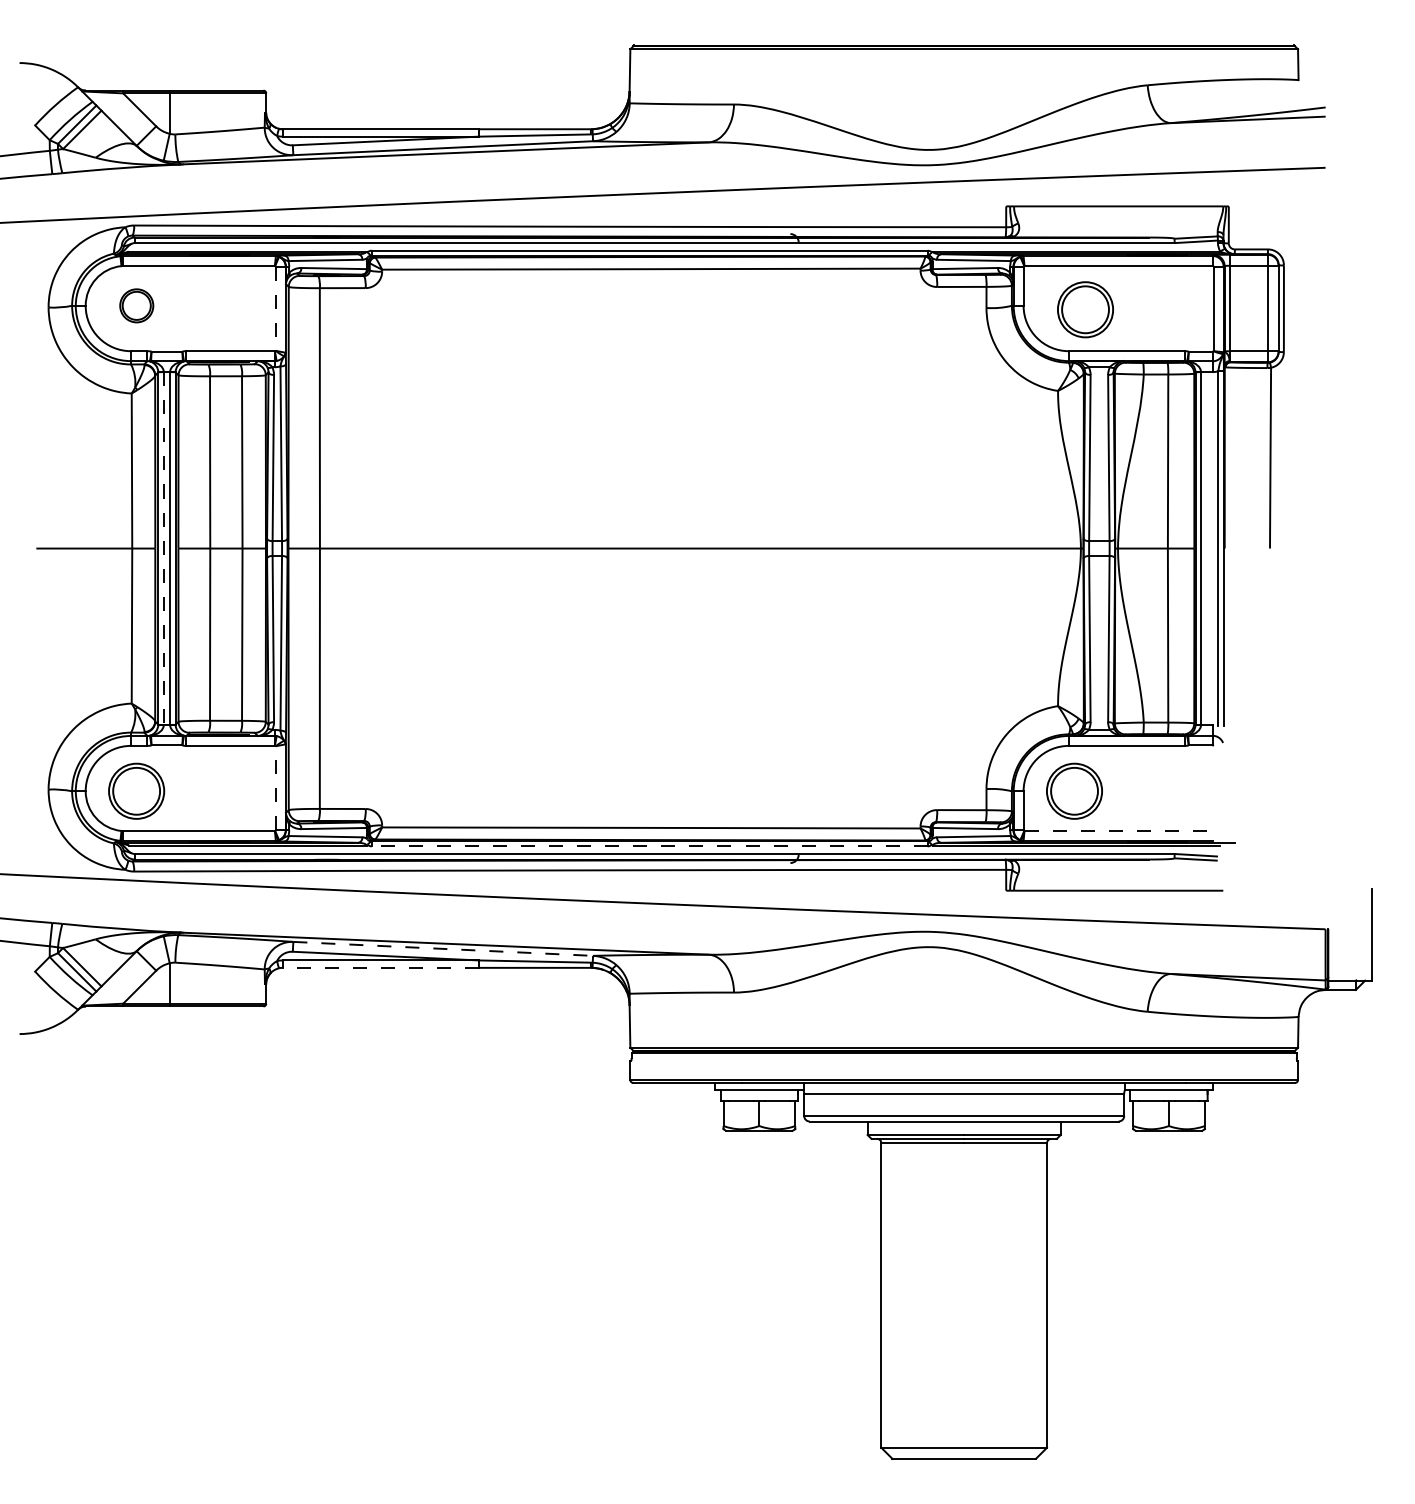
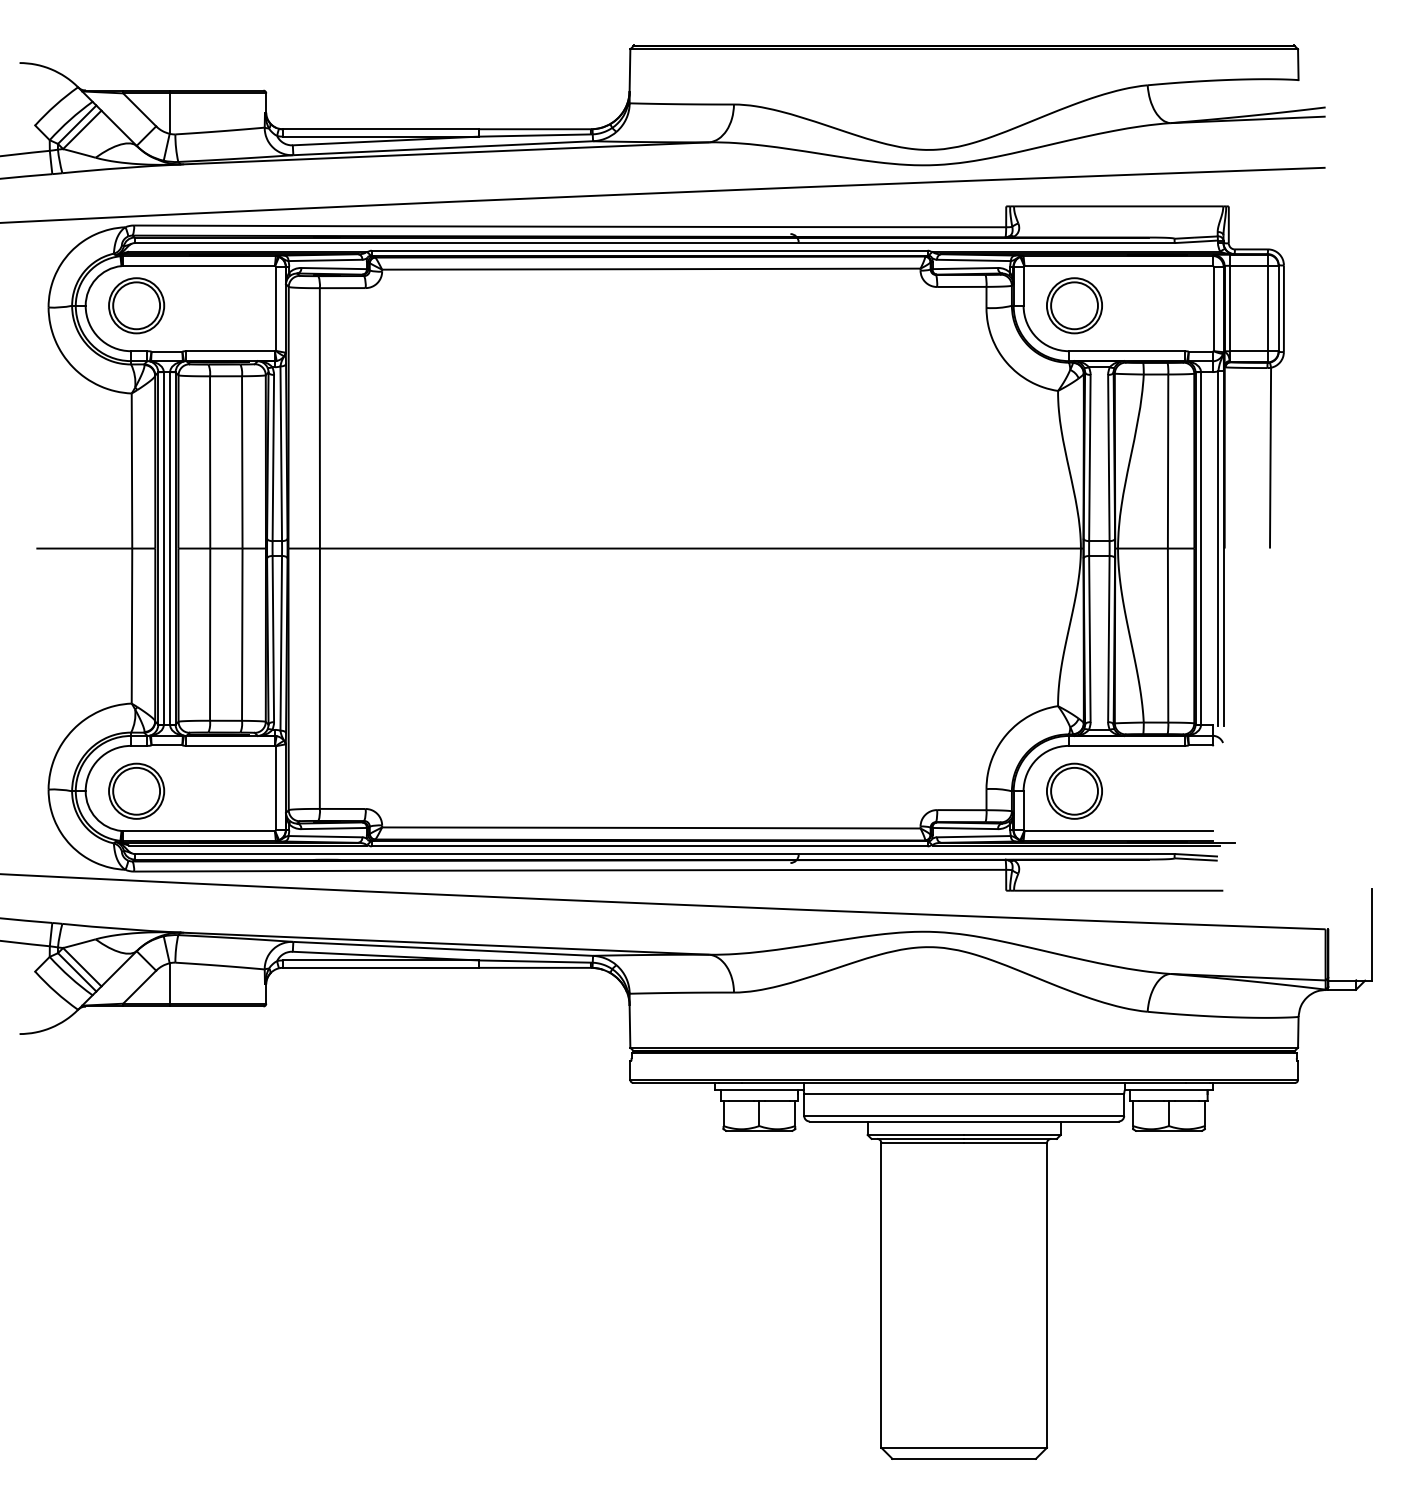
part size: 36x36 px -> 58x58 px (136, 305)
line: dashed -> solid (275, 308)
part position: (1085, 309) -> (1074, 305) (1074, 305)
line: dashed -> solid (163, 549)
line: dashed -> solid (275, 788)
line: dashed -> solid (1119, 831)
line: dashed -> solid (649, 846)
line: dashed -> solid (441, 948)
line: dashed -> solid (380, 967)
